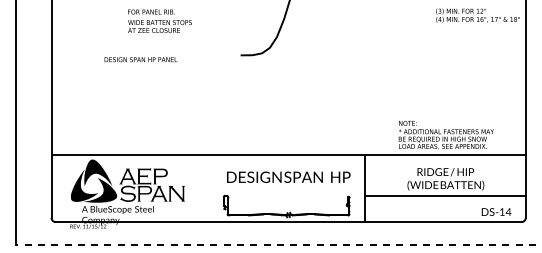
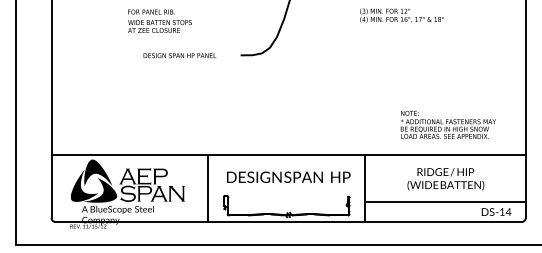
text position: (477, 15) -> (401, 15) (401, 15)
text position: (140, 59) -> (179, 55) (179, 55)
text position: (445, 134) -> (447, 124) (447, 124)
line: none -> present (208, 188)
line position: (445, 196) -> (445, 202) (445, 202)
line: dashed -> solid (278, 245)
